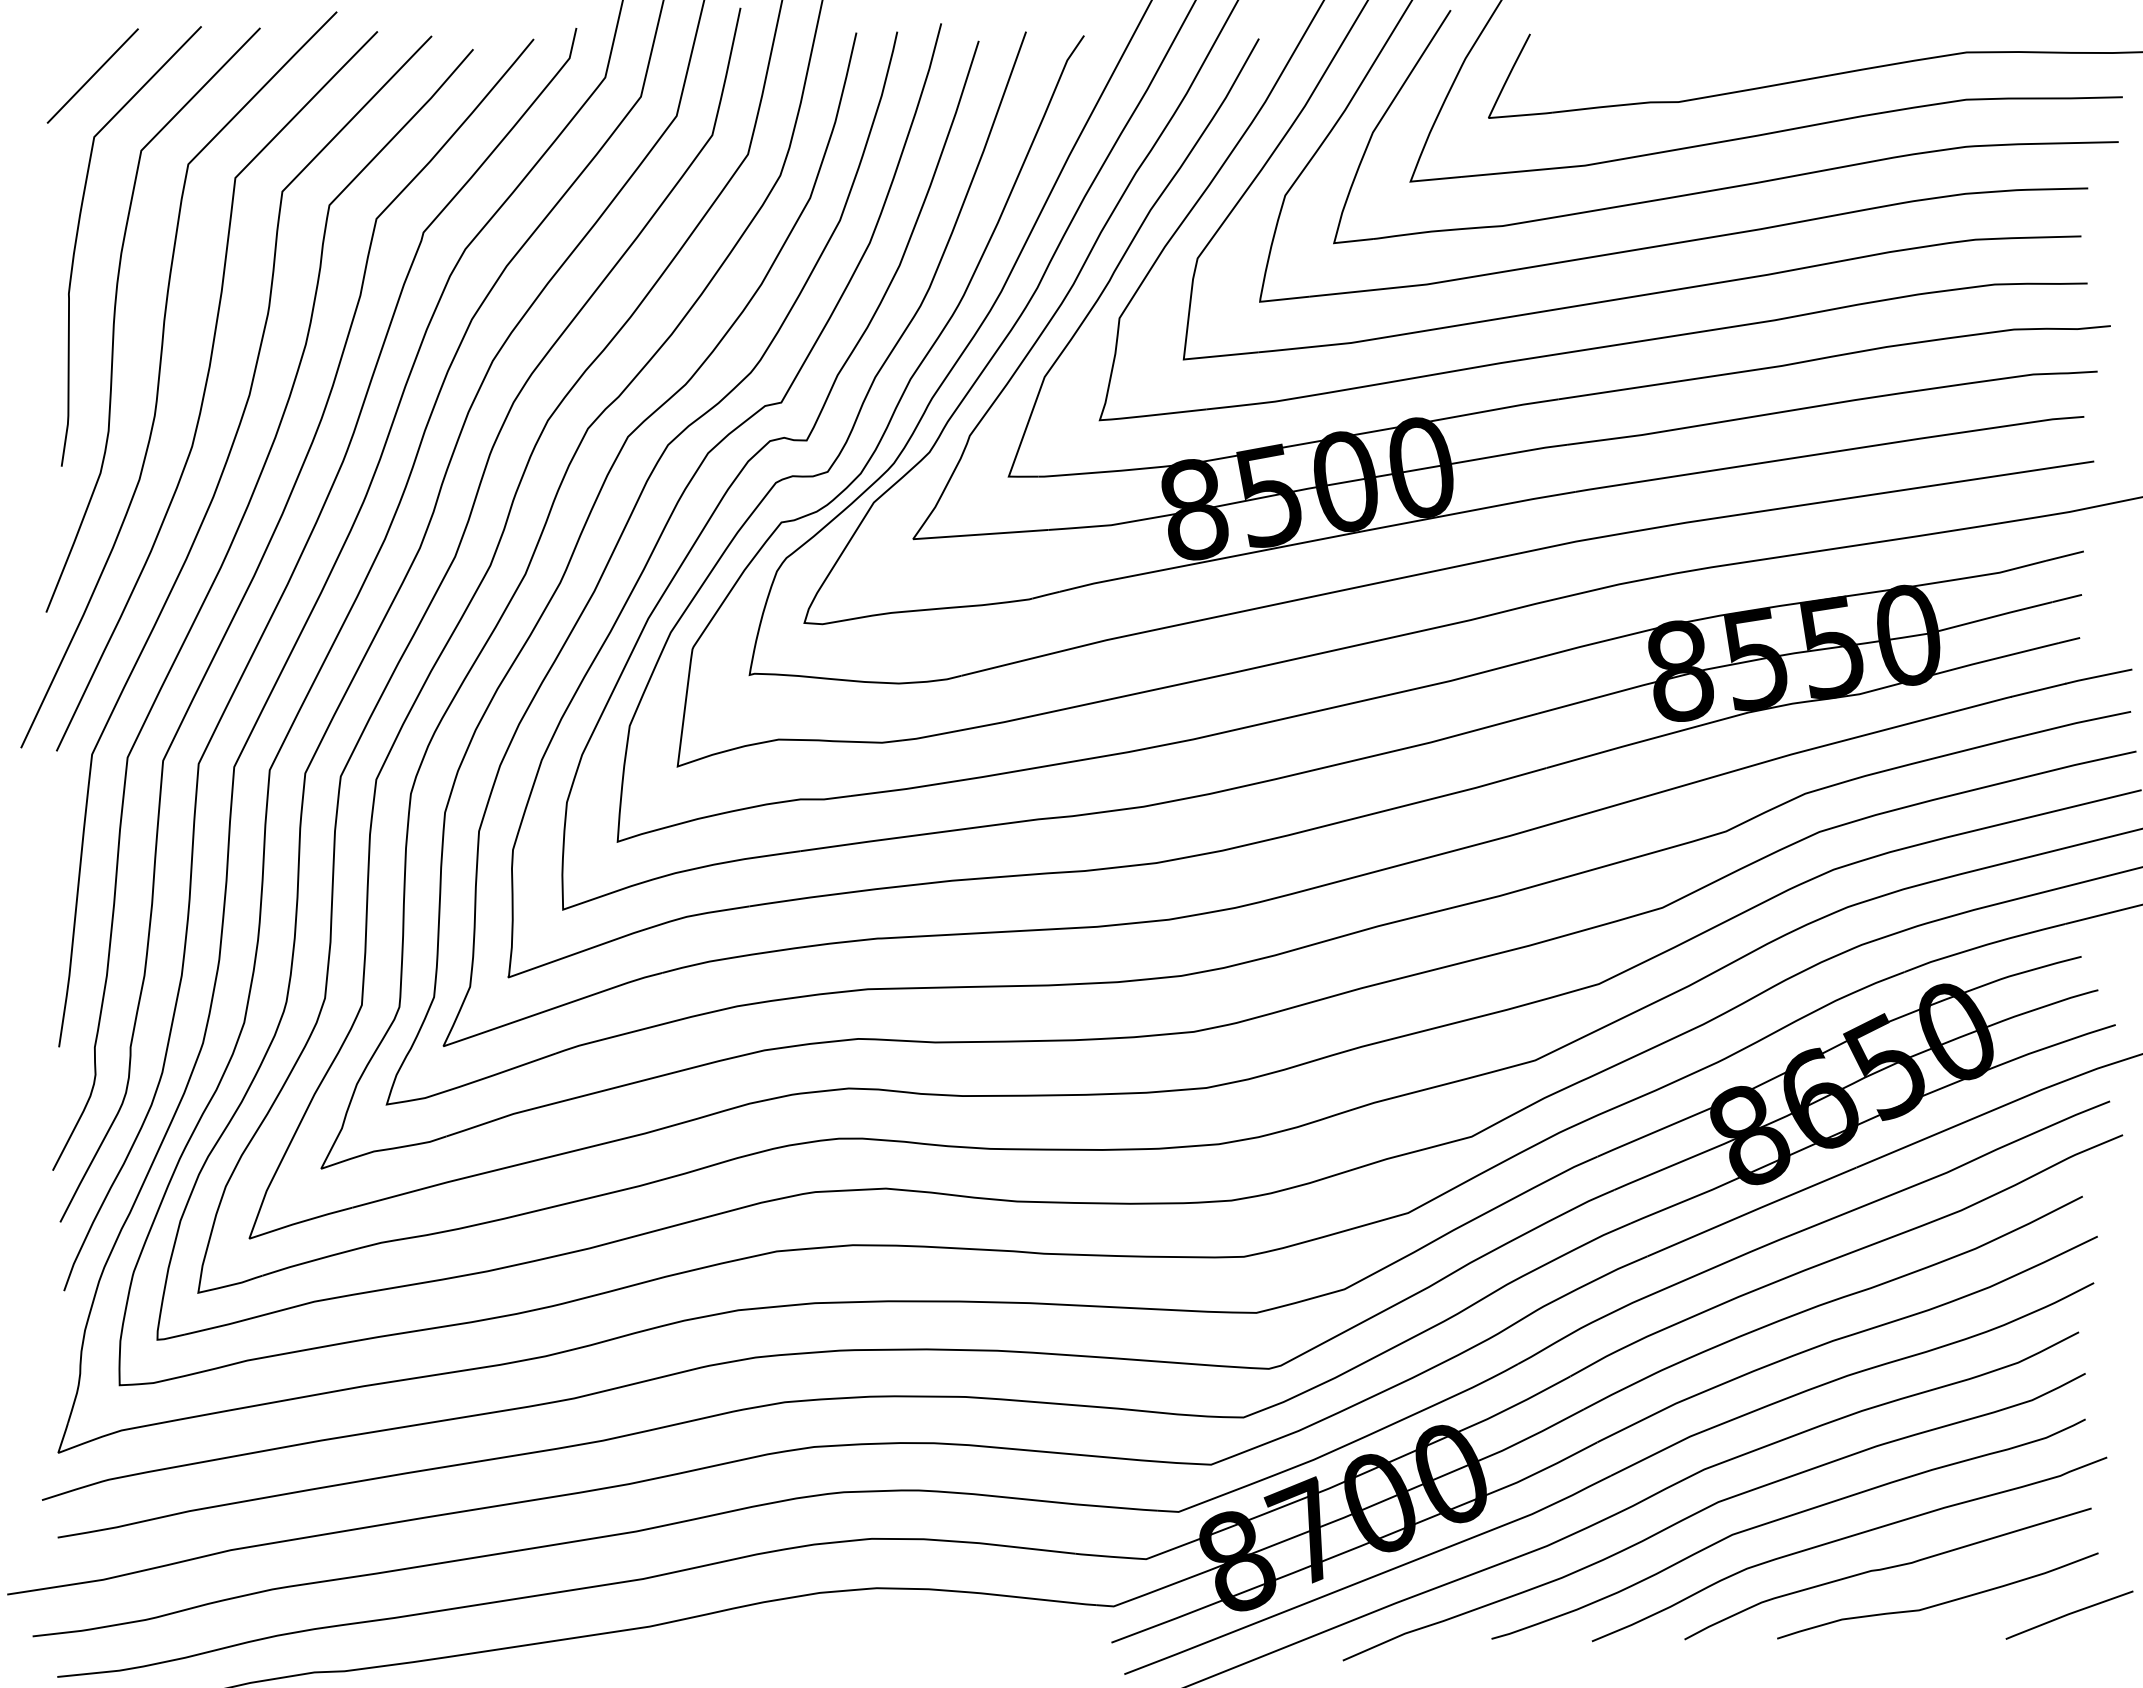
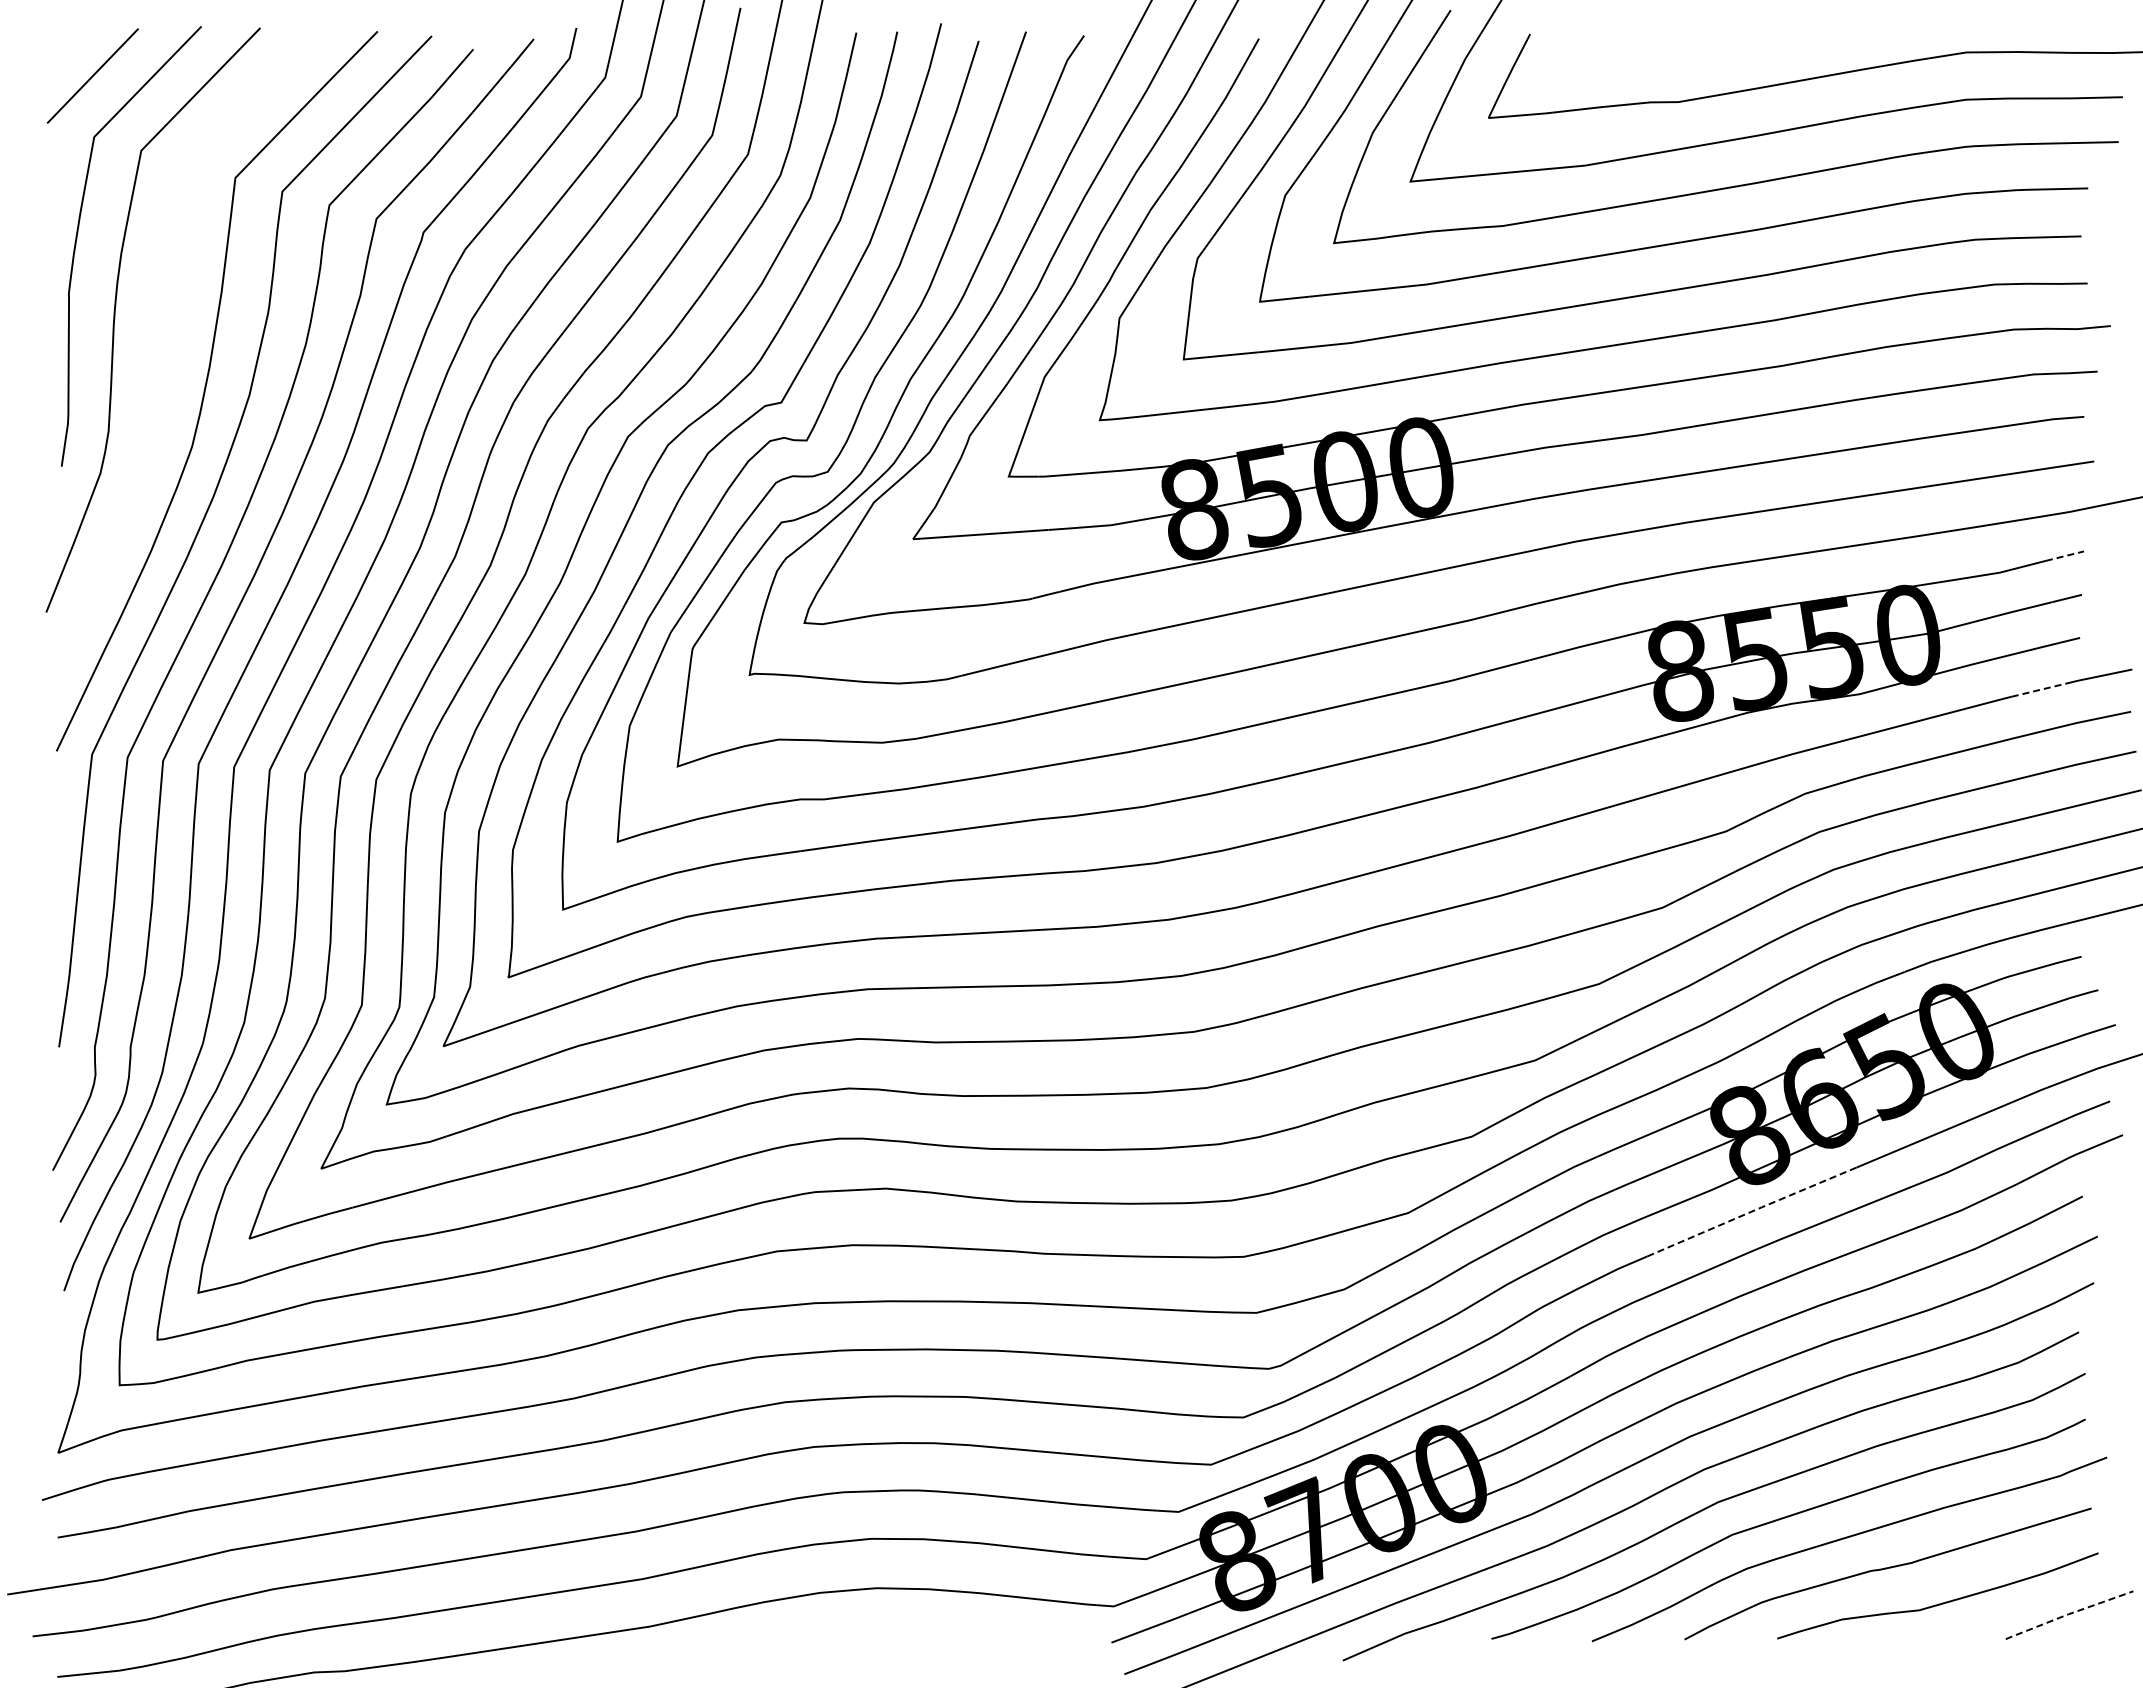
curve: present -> none (160, 376)
line: solid -> dashed (2064, 556)
line: solid -> dashed (2038, 690)
line: solid -> dashed (1753, 1211)
line: solid -> dashed (2068, 1614)
